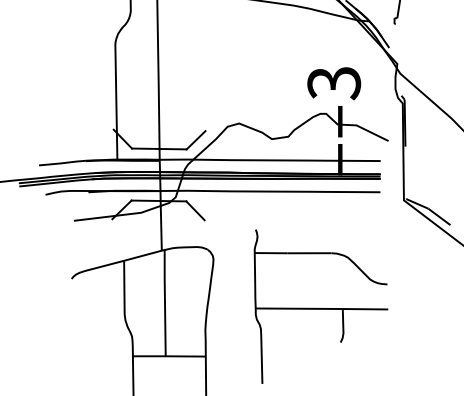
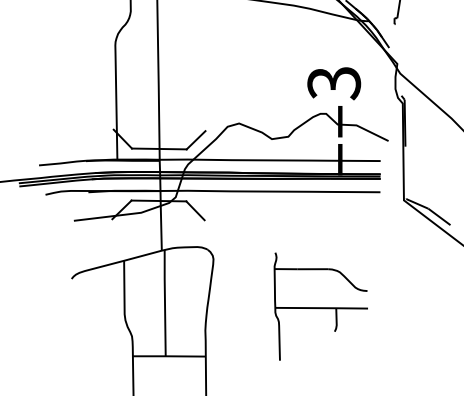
part size: 136x155 px -> 95x109 px (320, 306)
